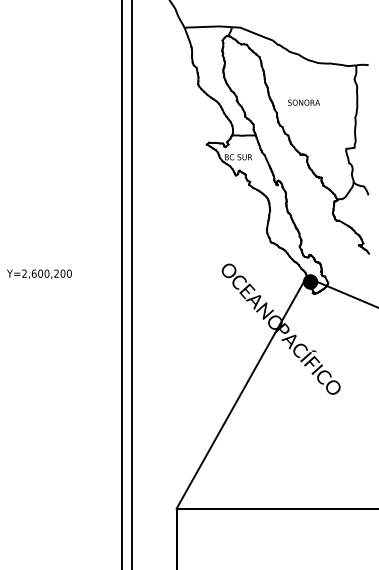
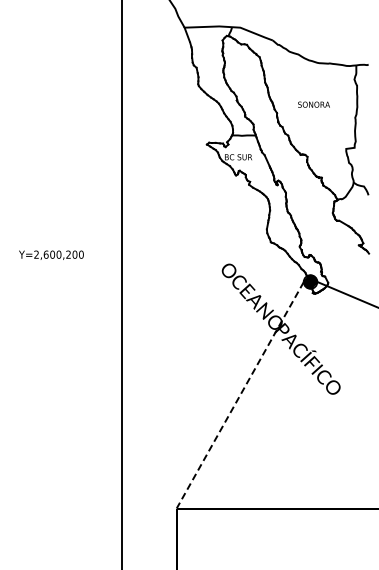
text position: (303, 102) -> (313, 104) (313, 104)
text position: (39, 273) -> (51, 254) (51, 254)
line: present -> none (131, 284)
line: solid -> dashed (240, 395)
